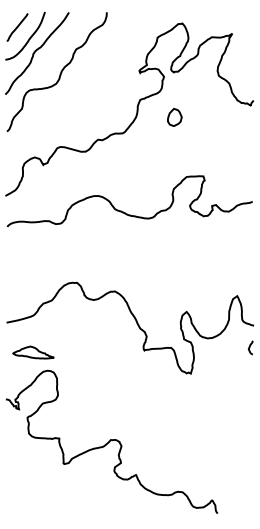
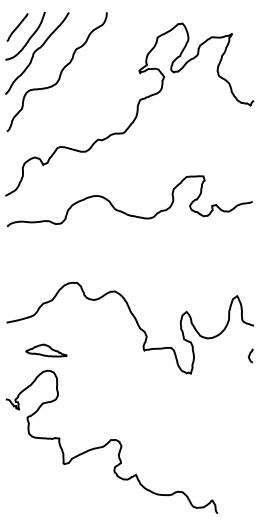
part: present -> none (174, 117)
curve position: (250, 347) -> (250, 355) (250, 355)
part position: (33, 352) -> (46, 350) (46, 350)
